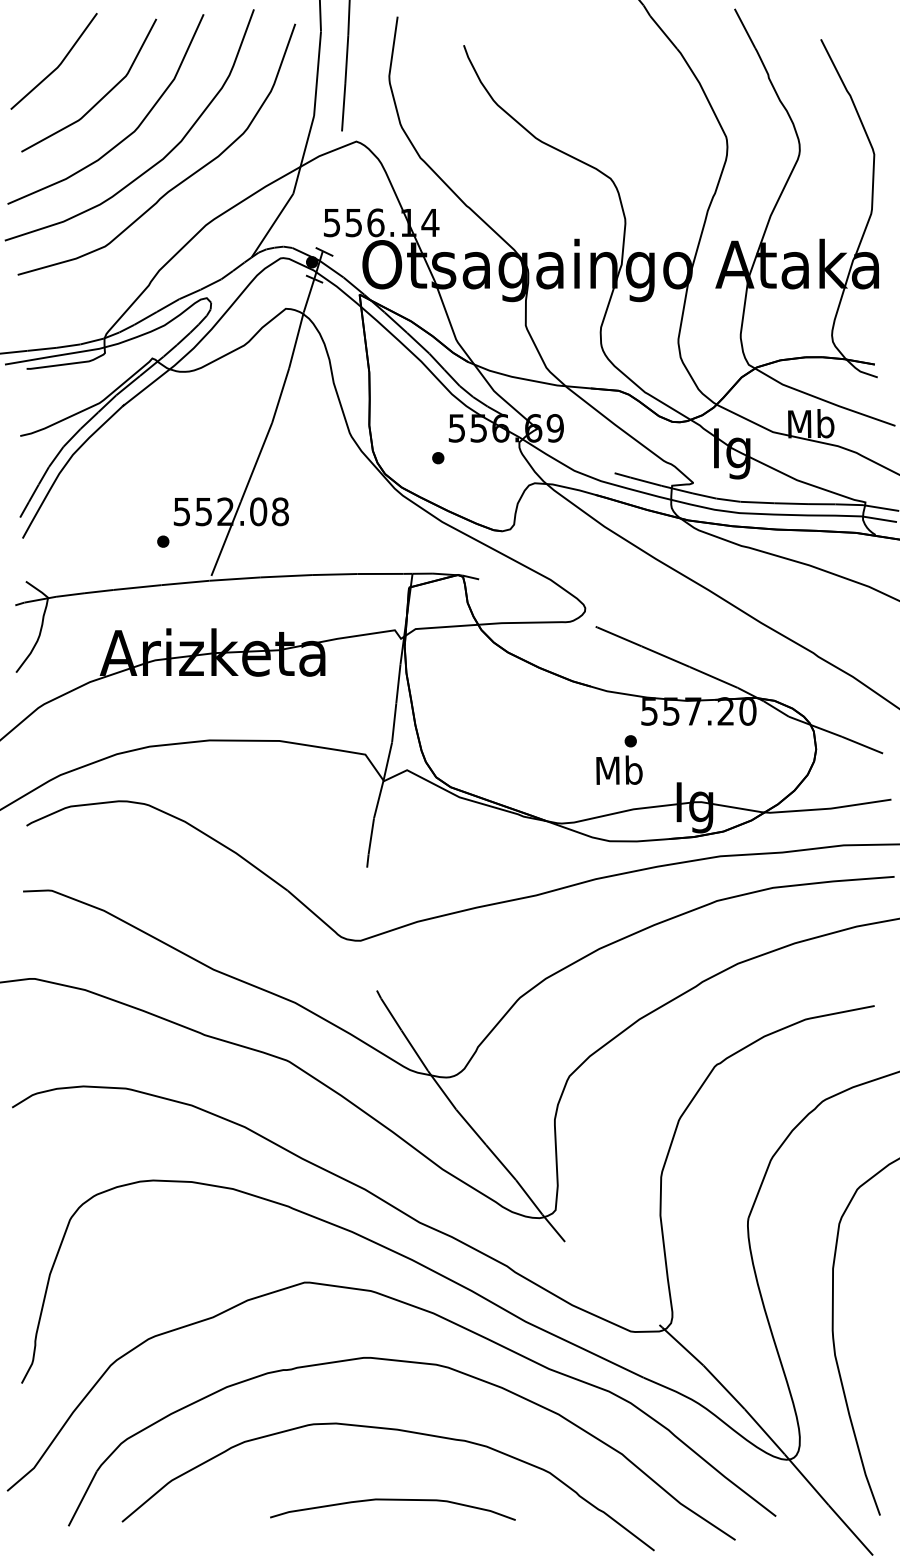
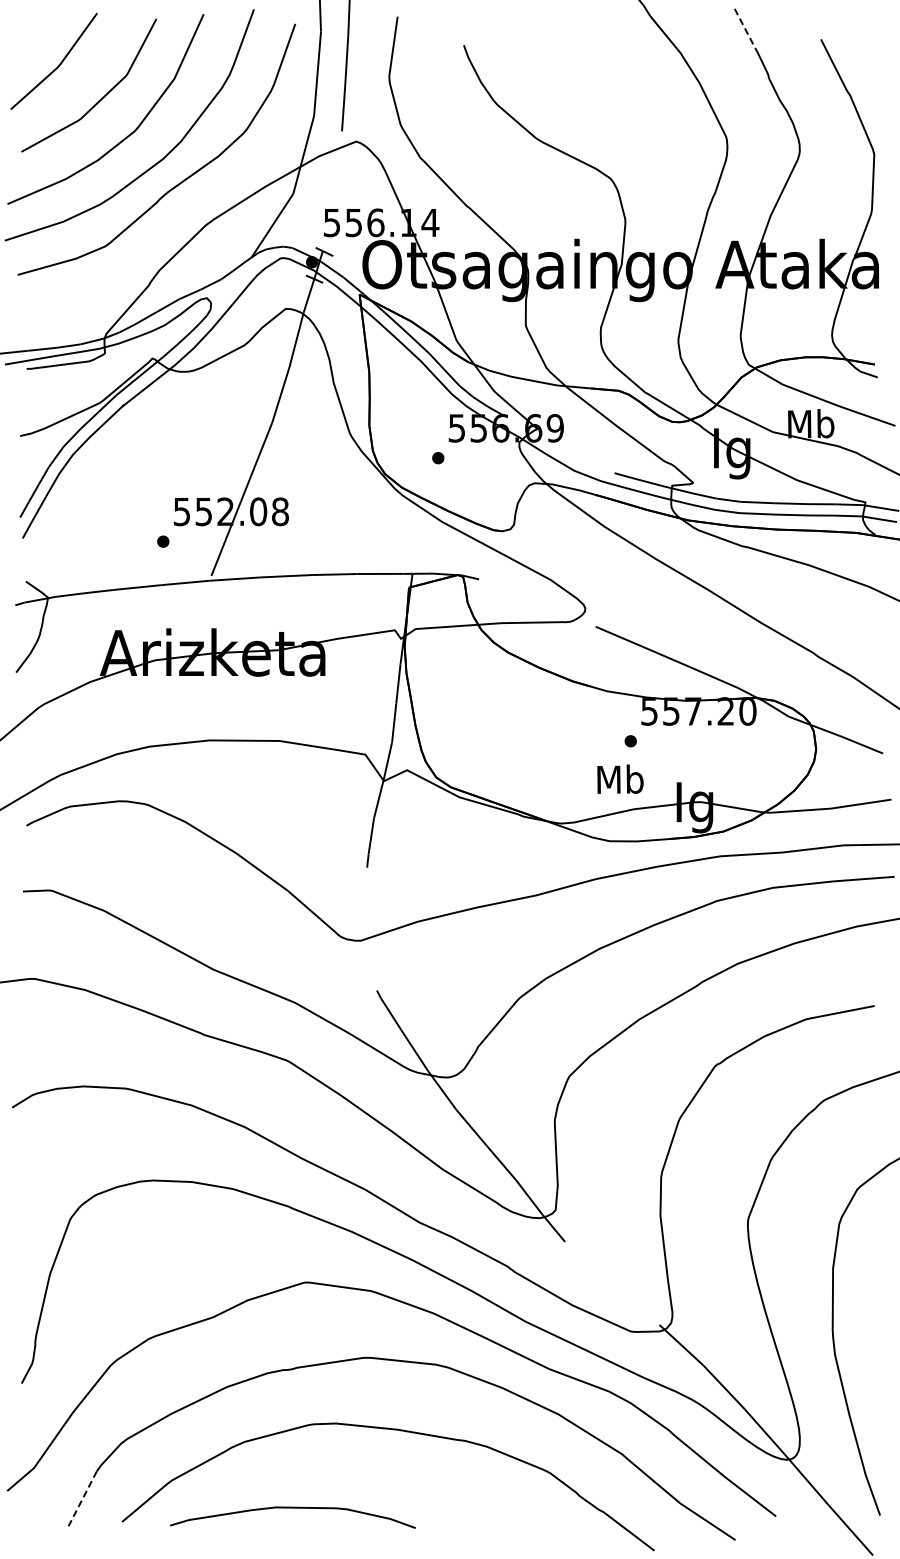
line: solid -> dashed (745, 28)
text position: (619, 769) -> (620, 778) (620, 778)
line: solid -> dashed (82, 1498)
curve position: (392, 1500) -> (292, 1508) (292, 1508)
